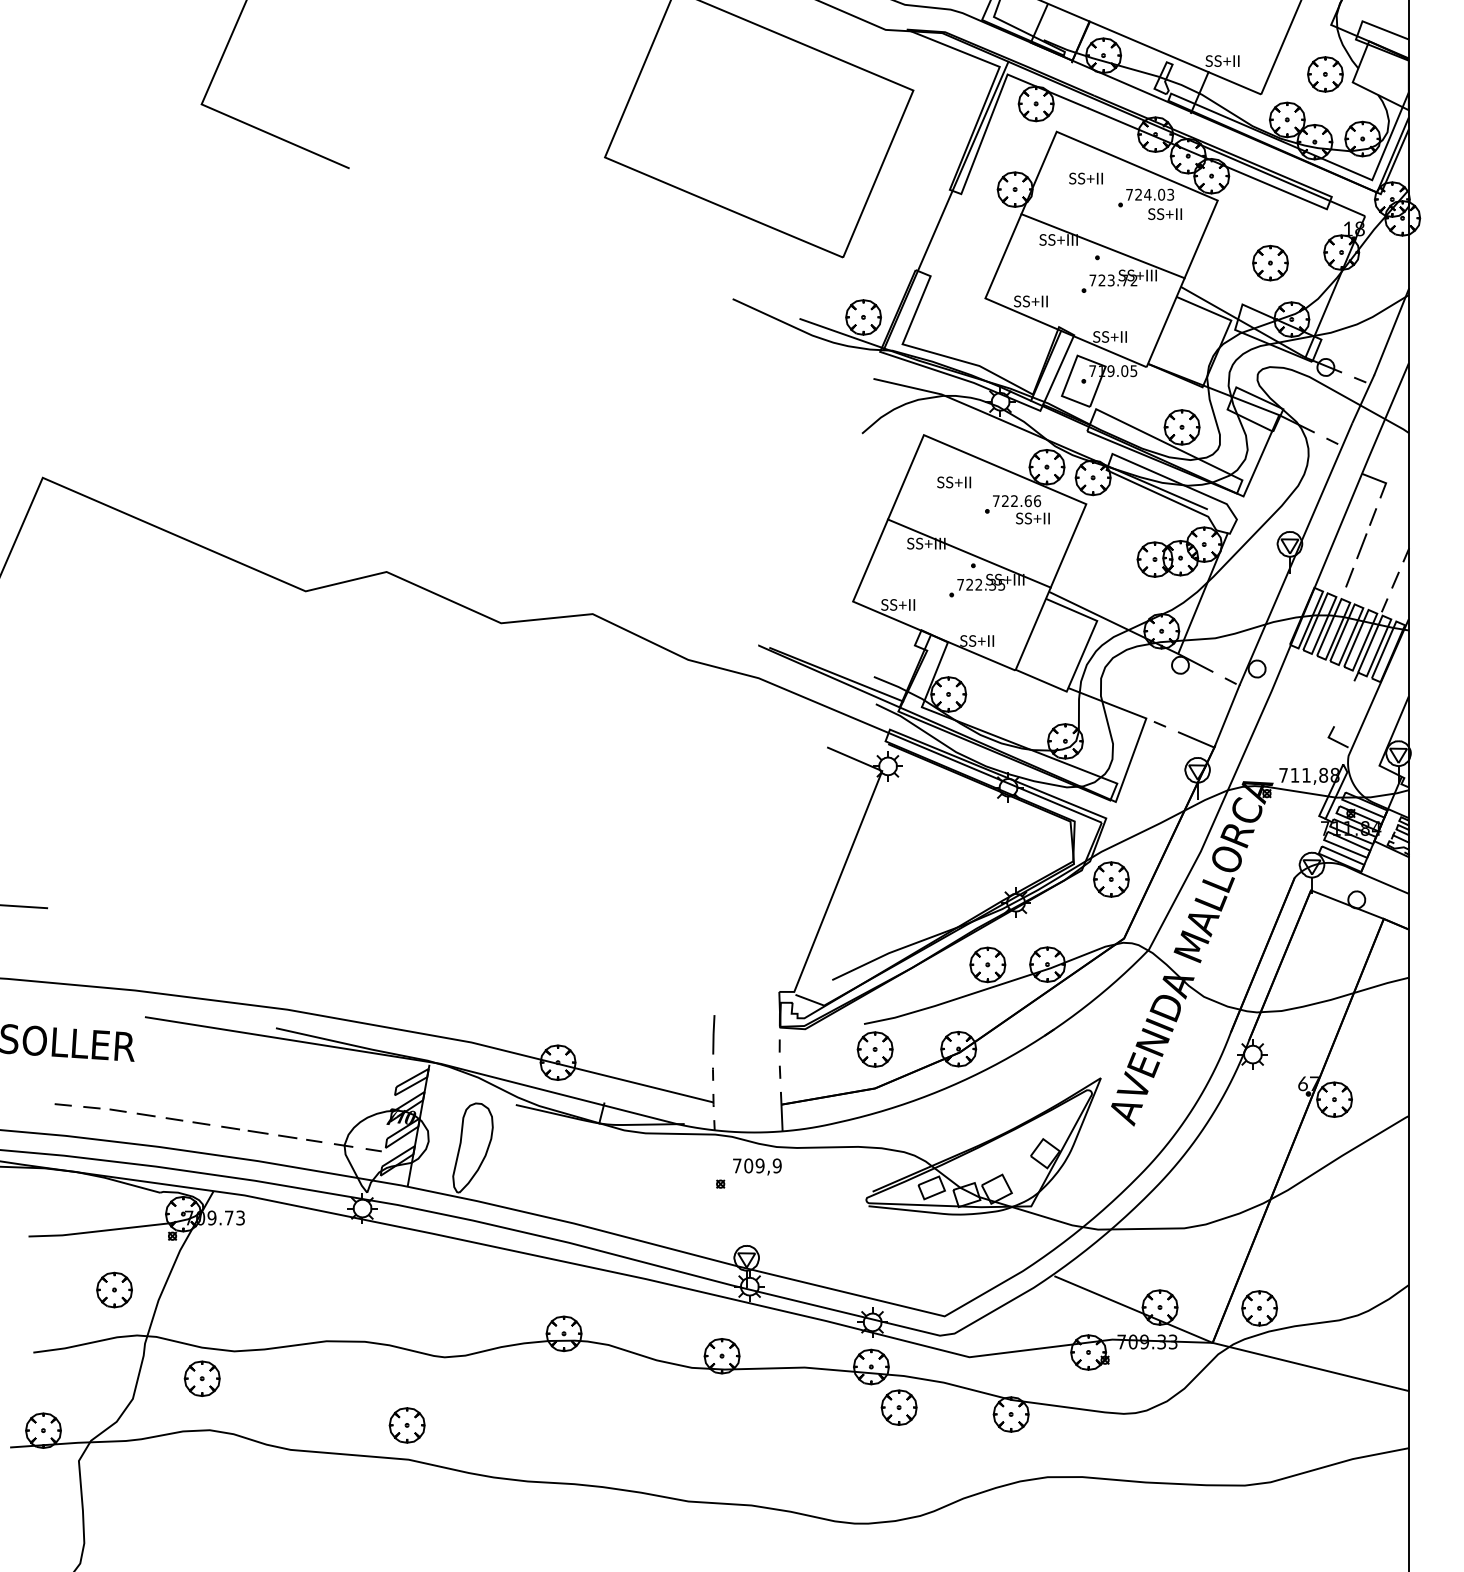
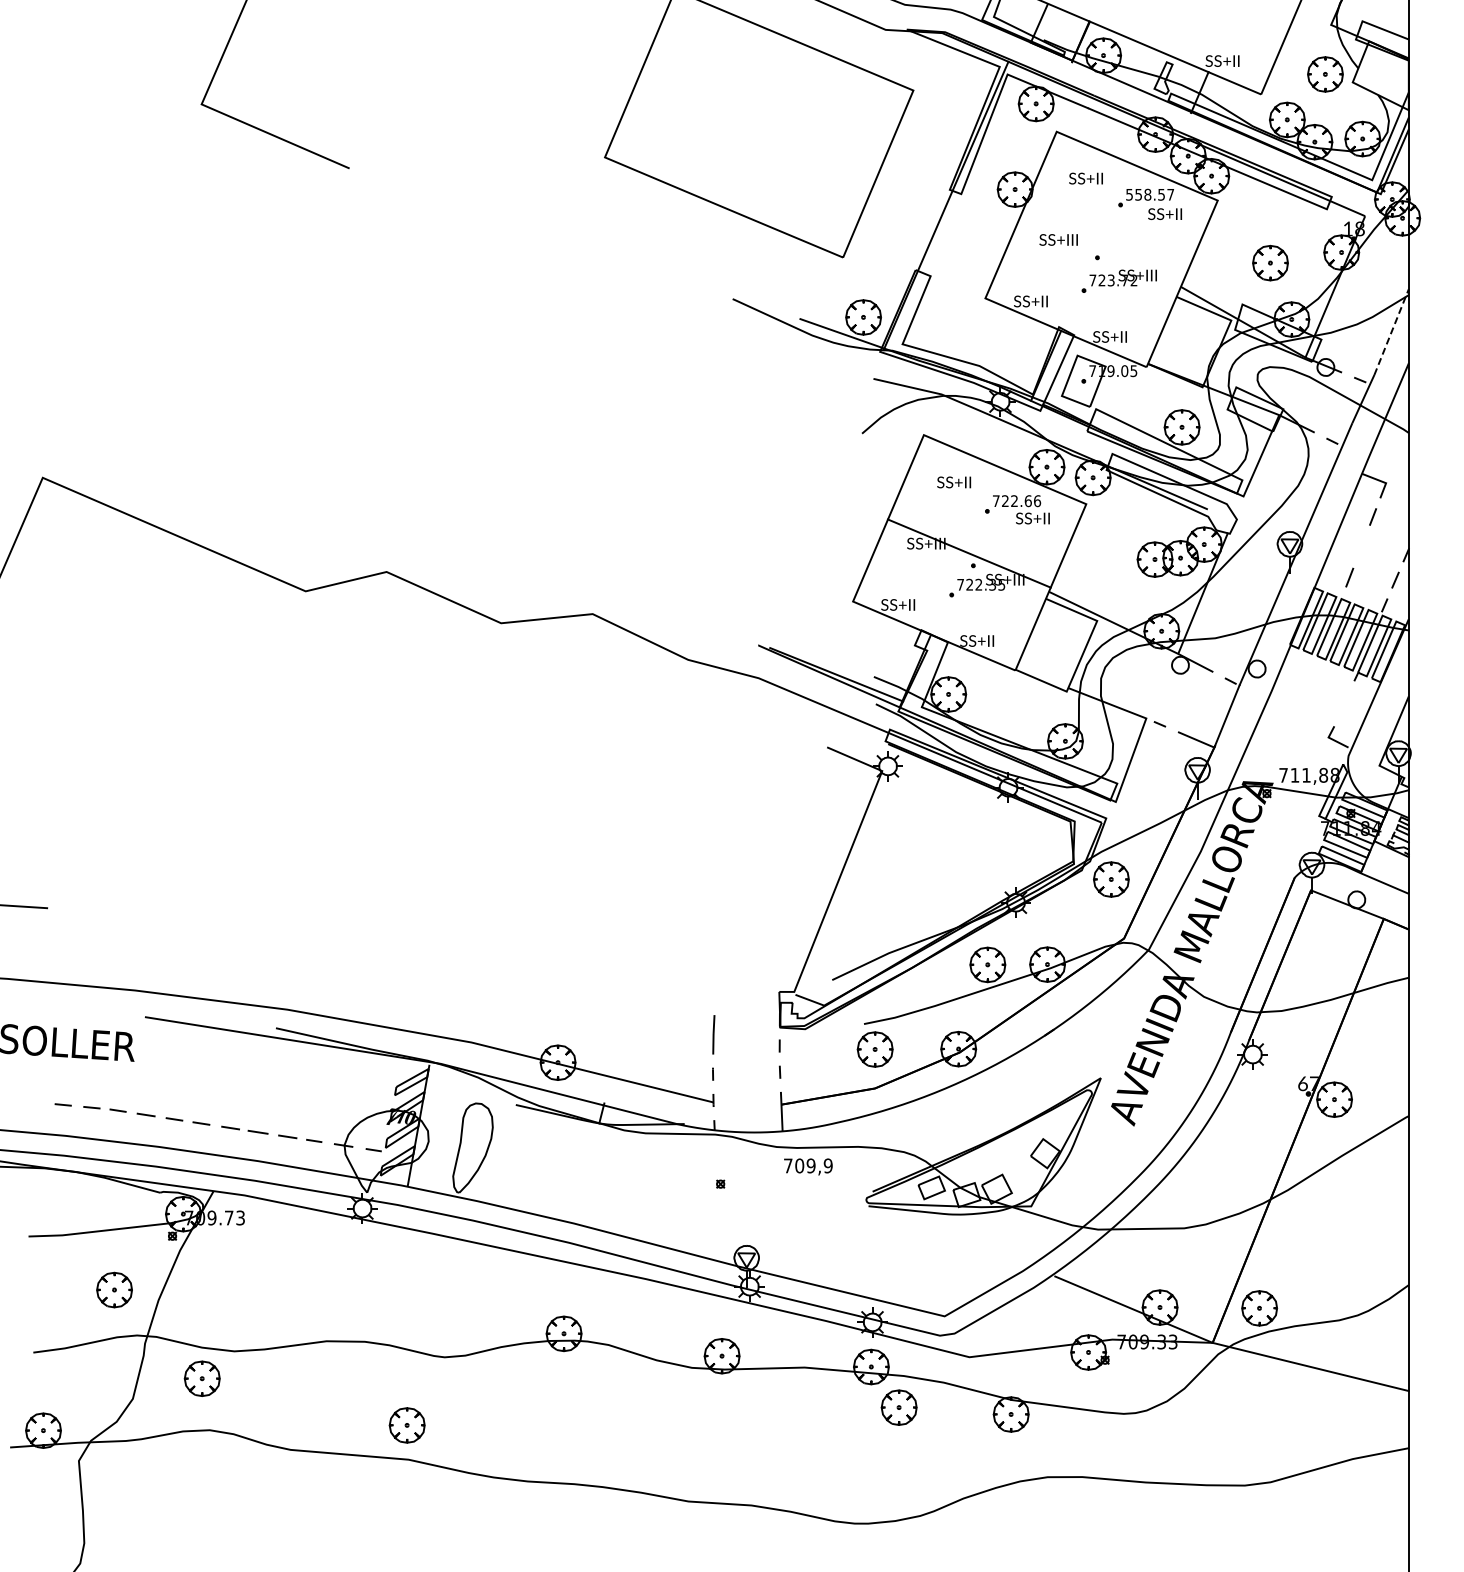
text: 724.03 -> 558.57 (1150, 194)
line: present -> none (1102, 246)
line: solid -> dashed (1391, 331)
line: present -> none (1361, 546)
text position: (757, 1166) -> (808, 1166) (808, 1166)
